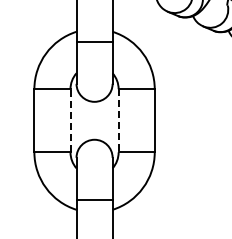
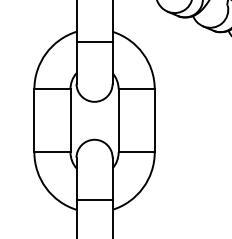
line: dashed -> solid (70, 120)
line: dashed -> solid (118, 120)
